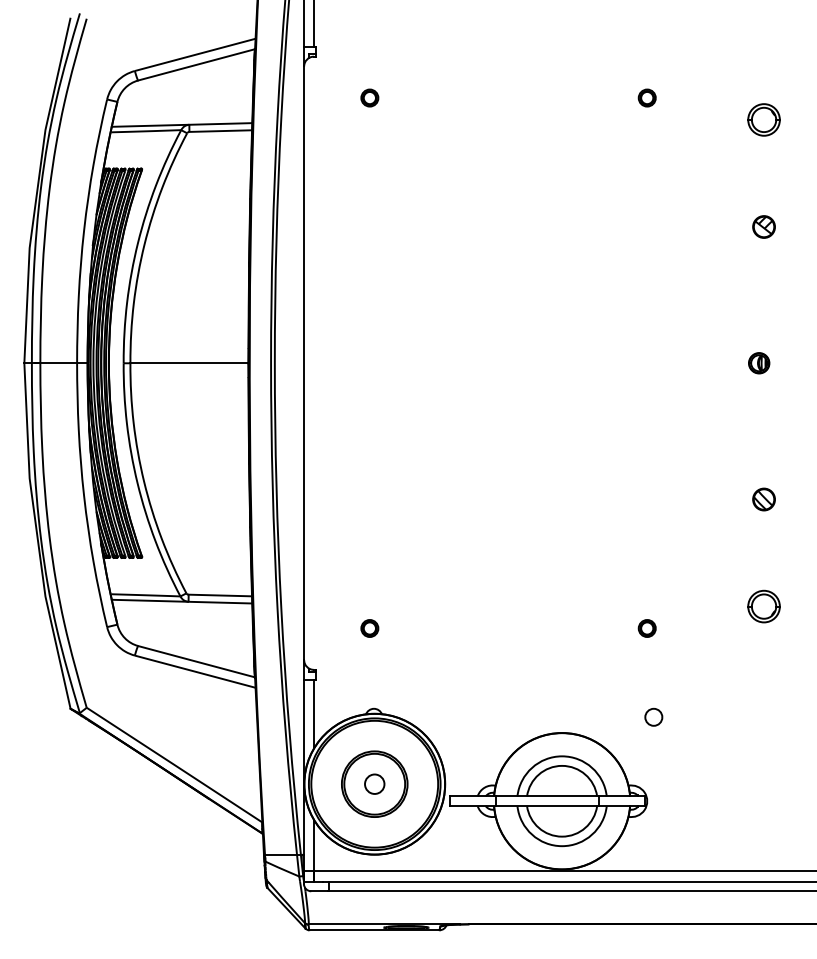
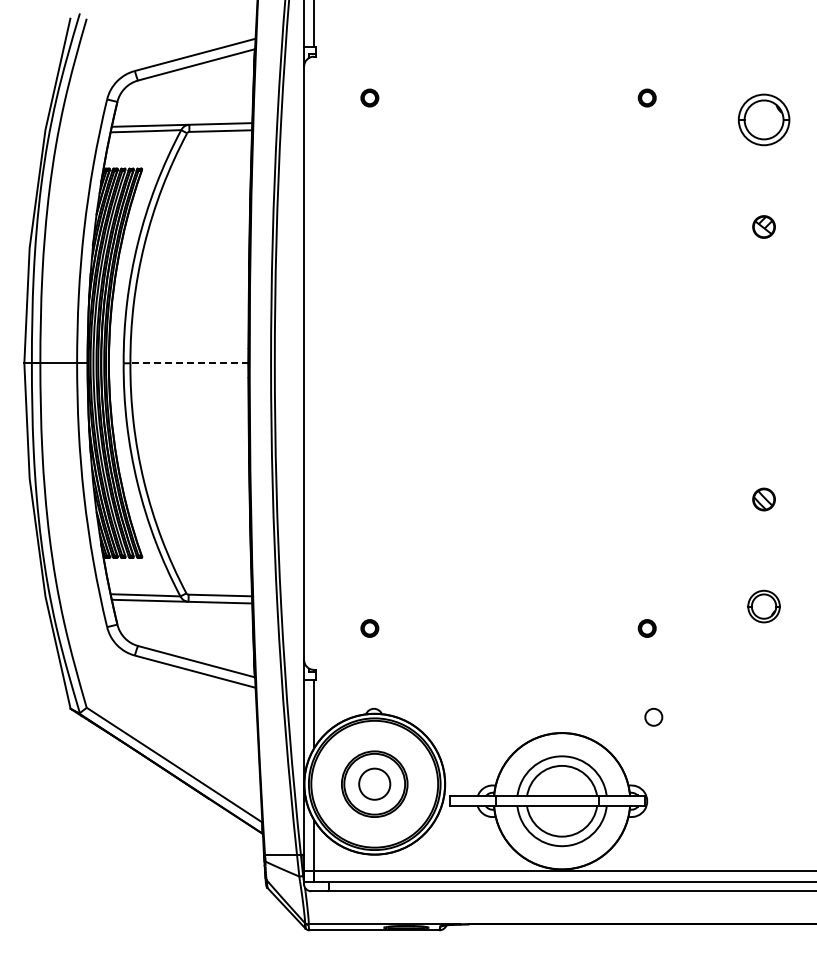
part size: 34x34 px -> 54x54 px (763, 119)
line: solid -> dashed (189, 363)
part: present -> none (759, 363)
circle diameter: 19 px -> 31 px (374, 783)
